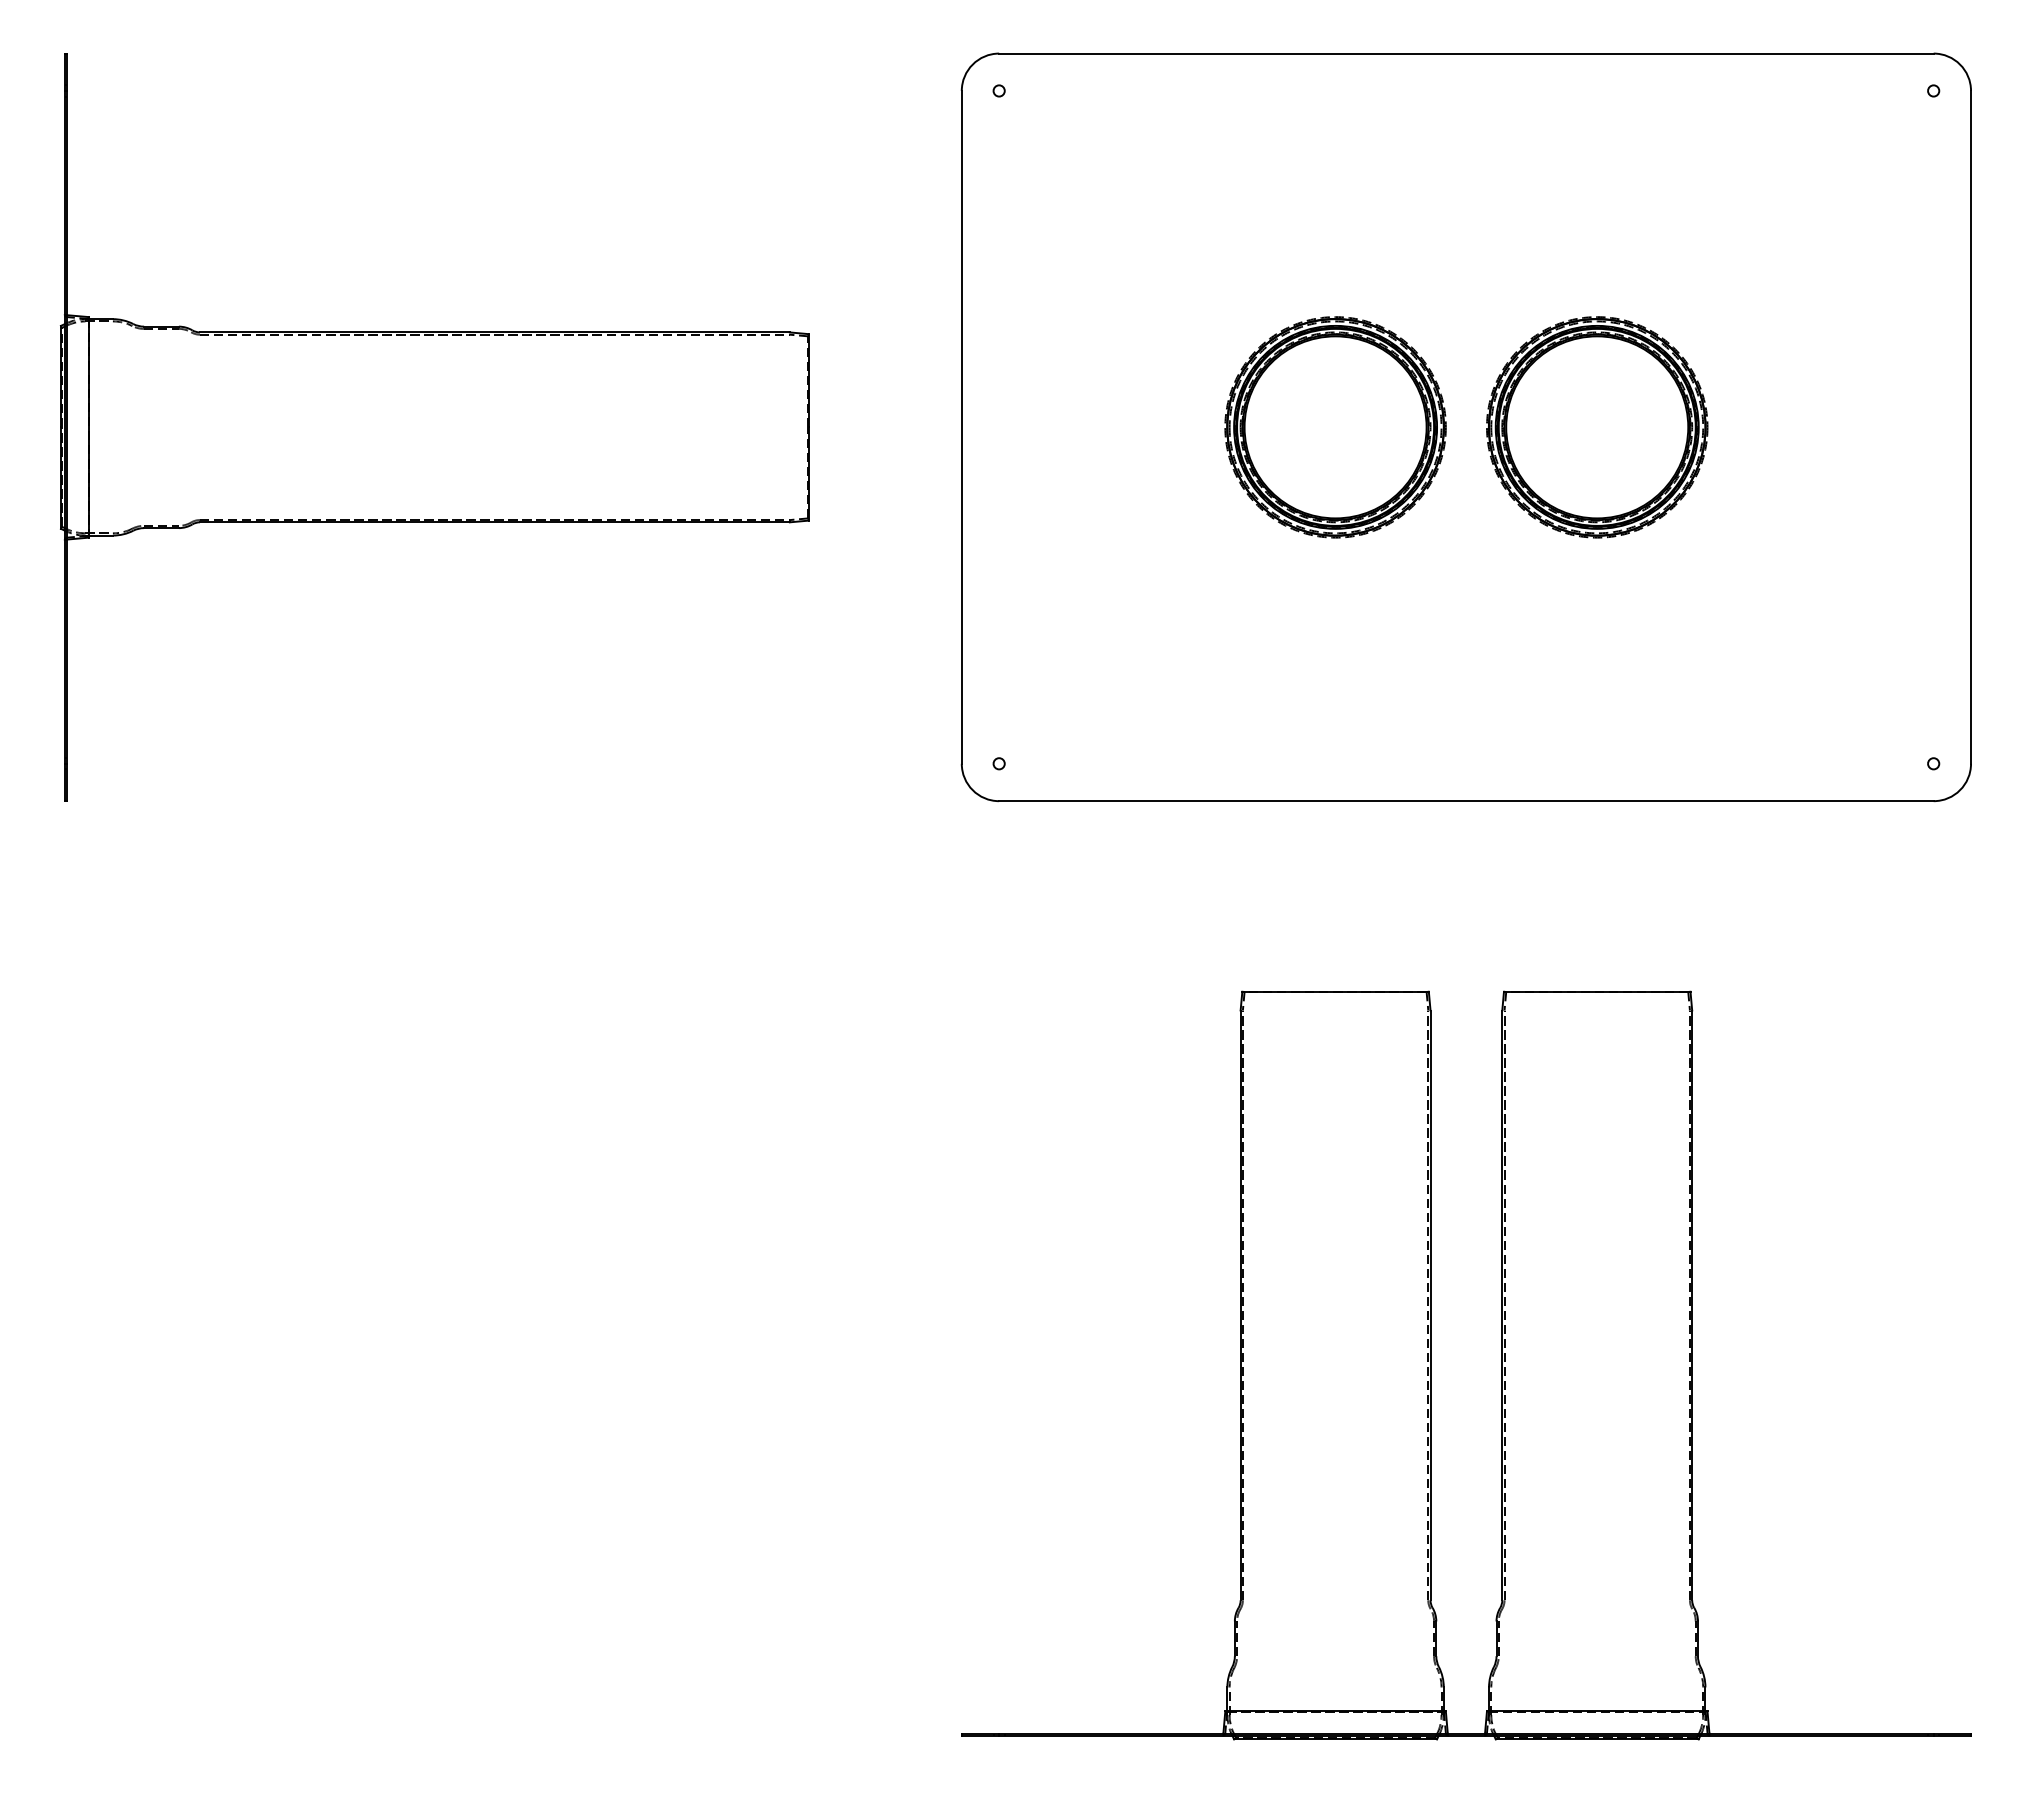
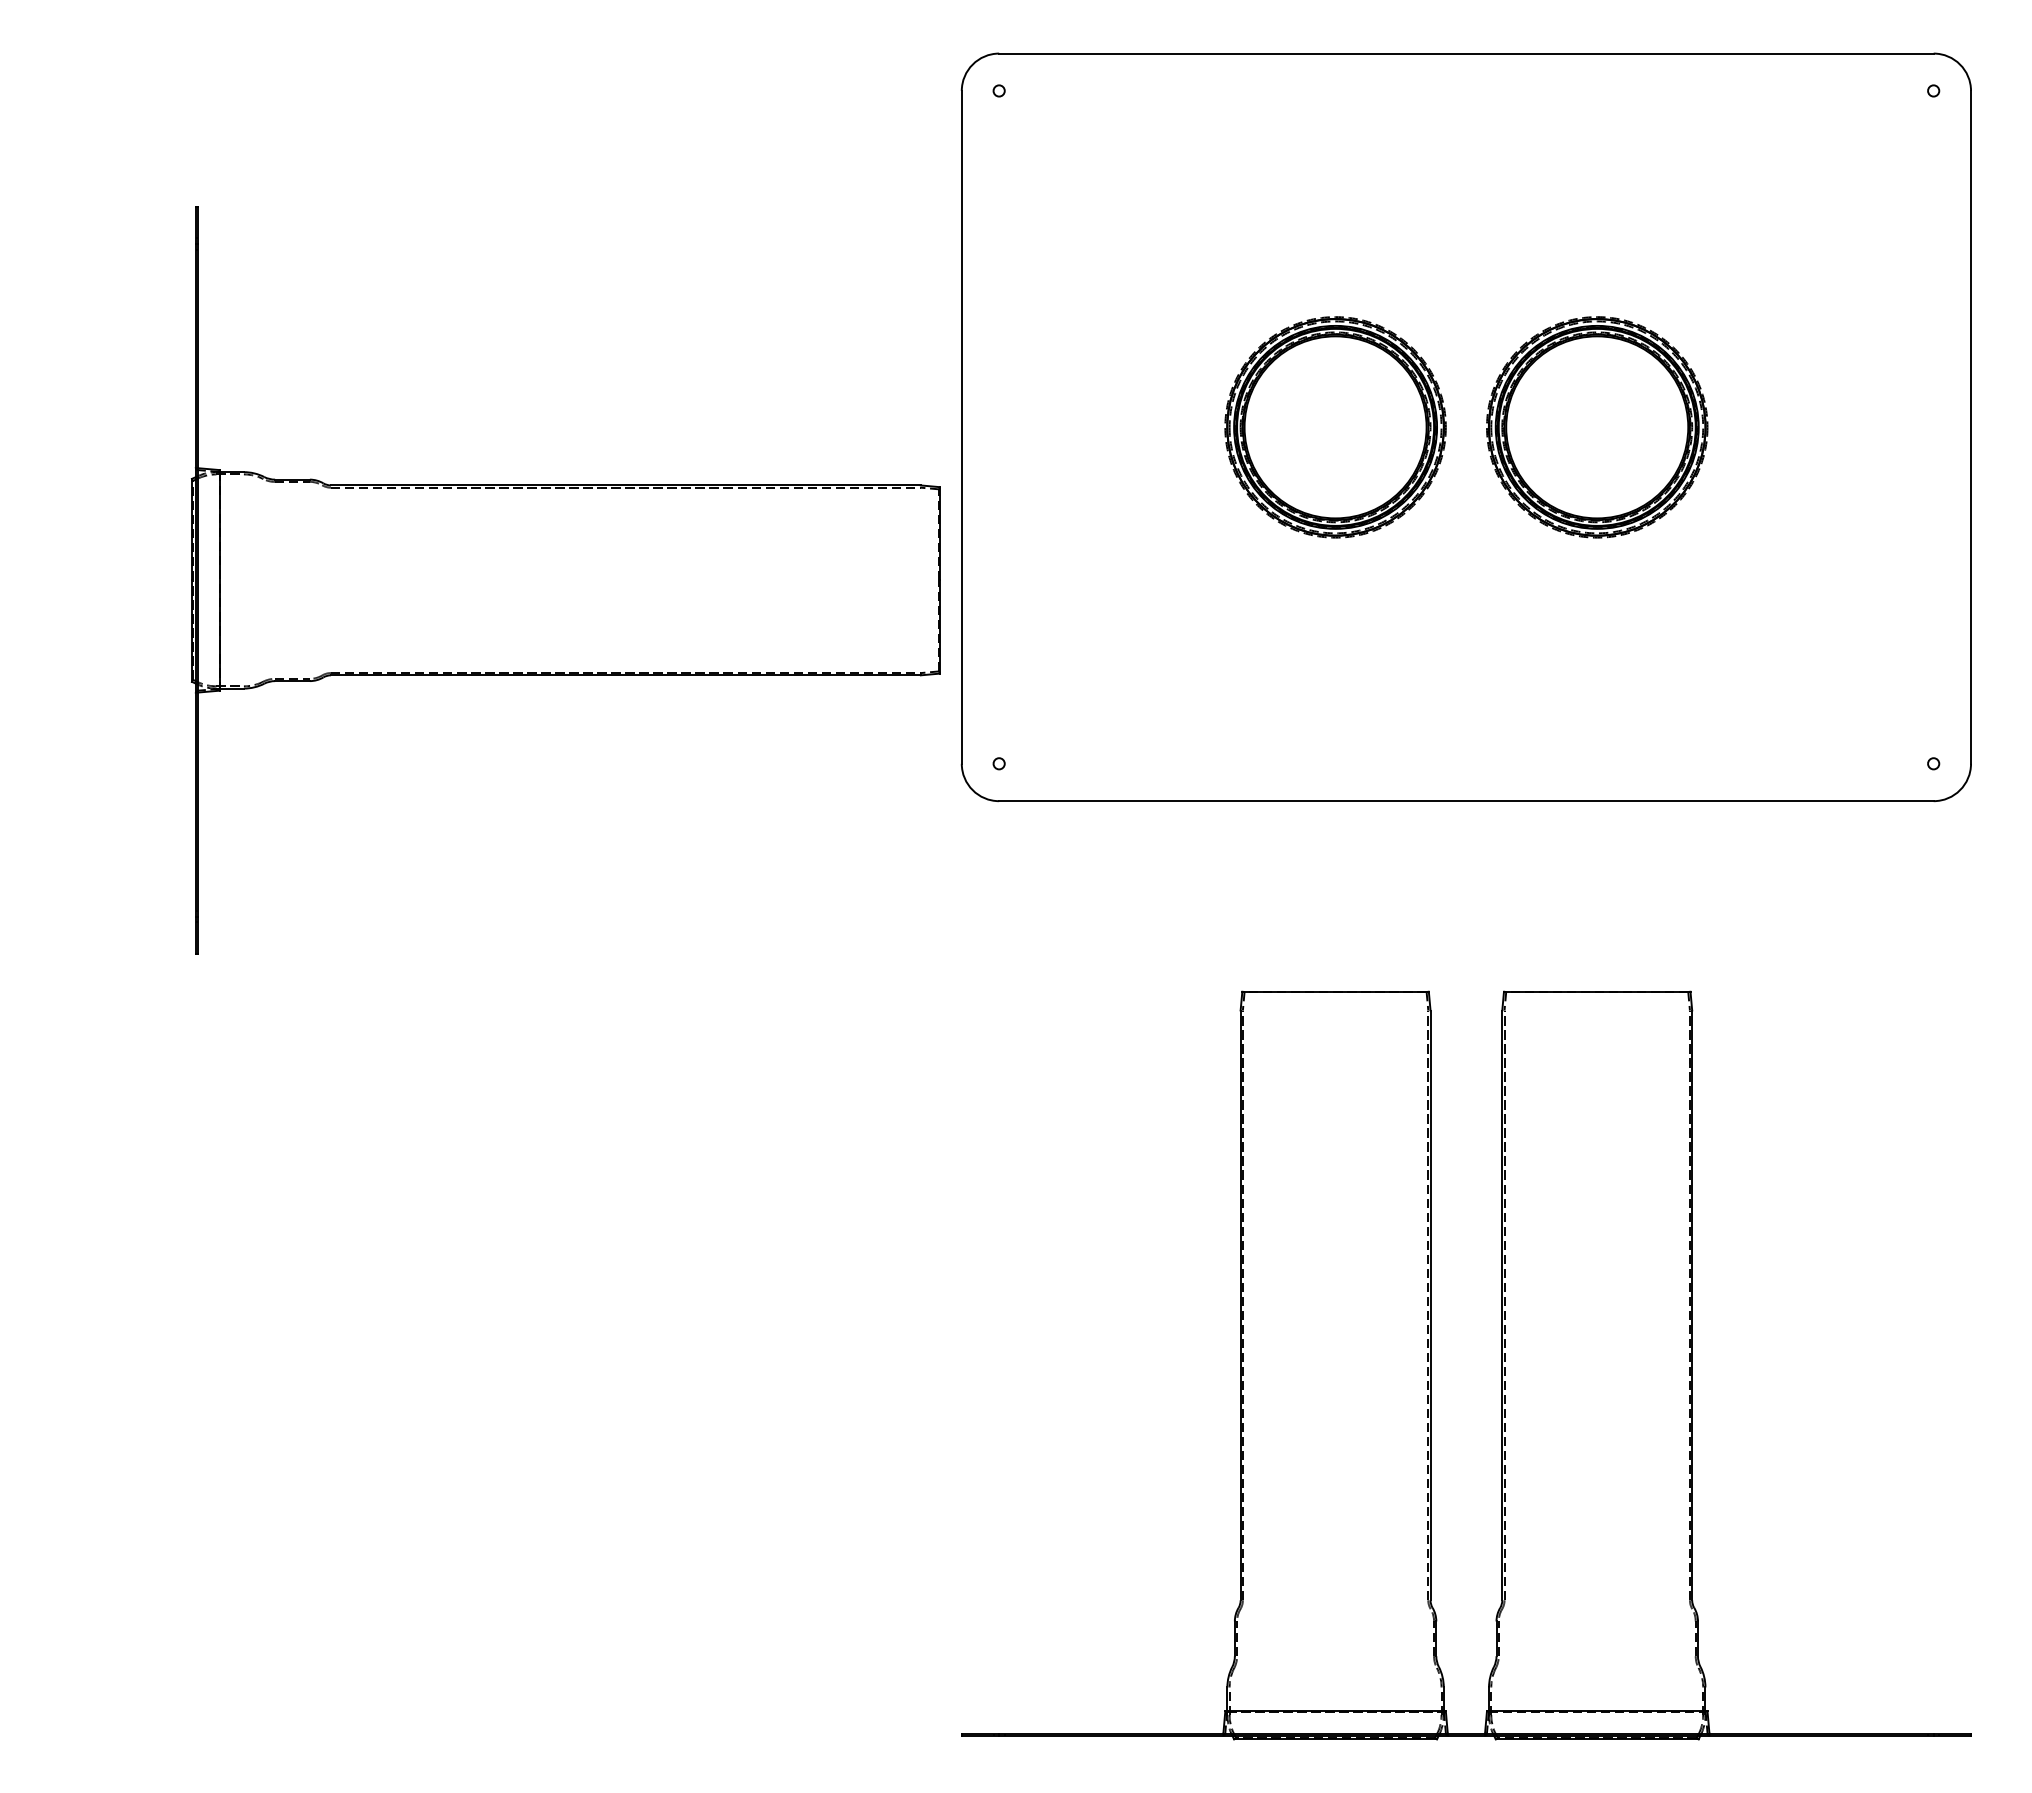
part position: (434, 427) -> (565, 580) (565, 580)
